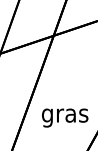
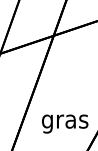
text position: (65, 117) -> (65, 123) (65, 123)
